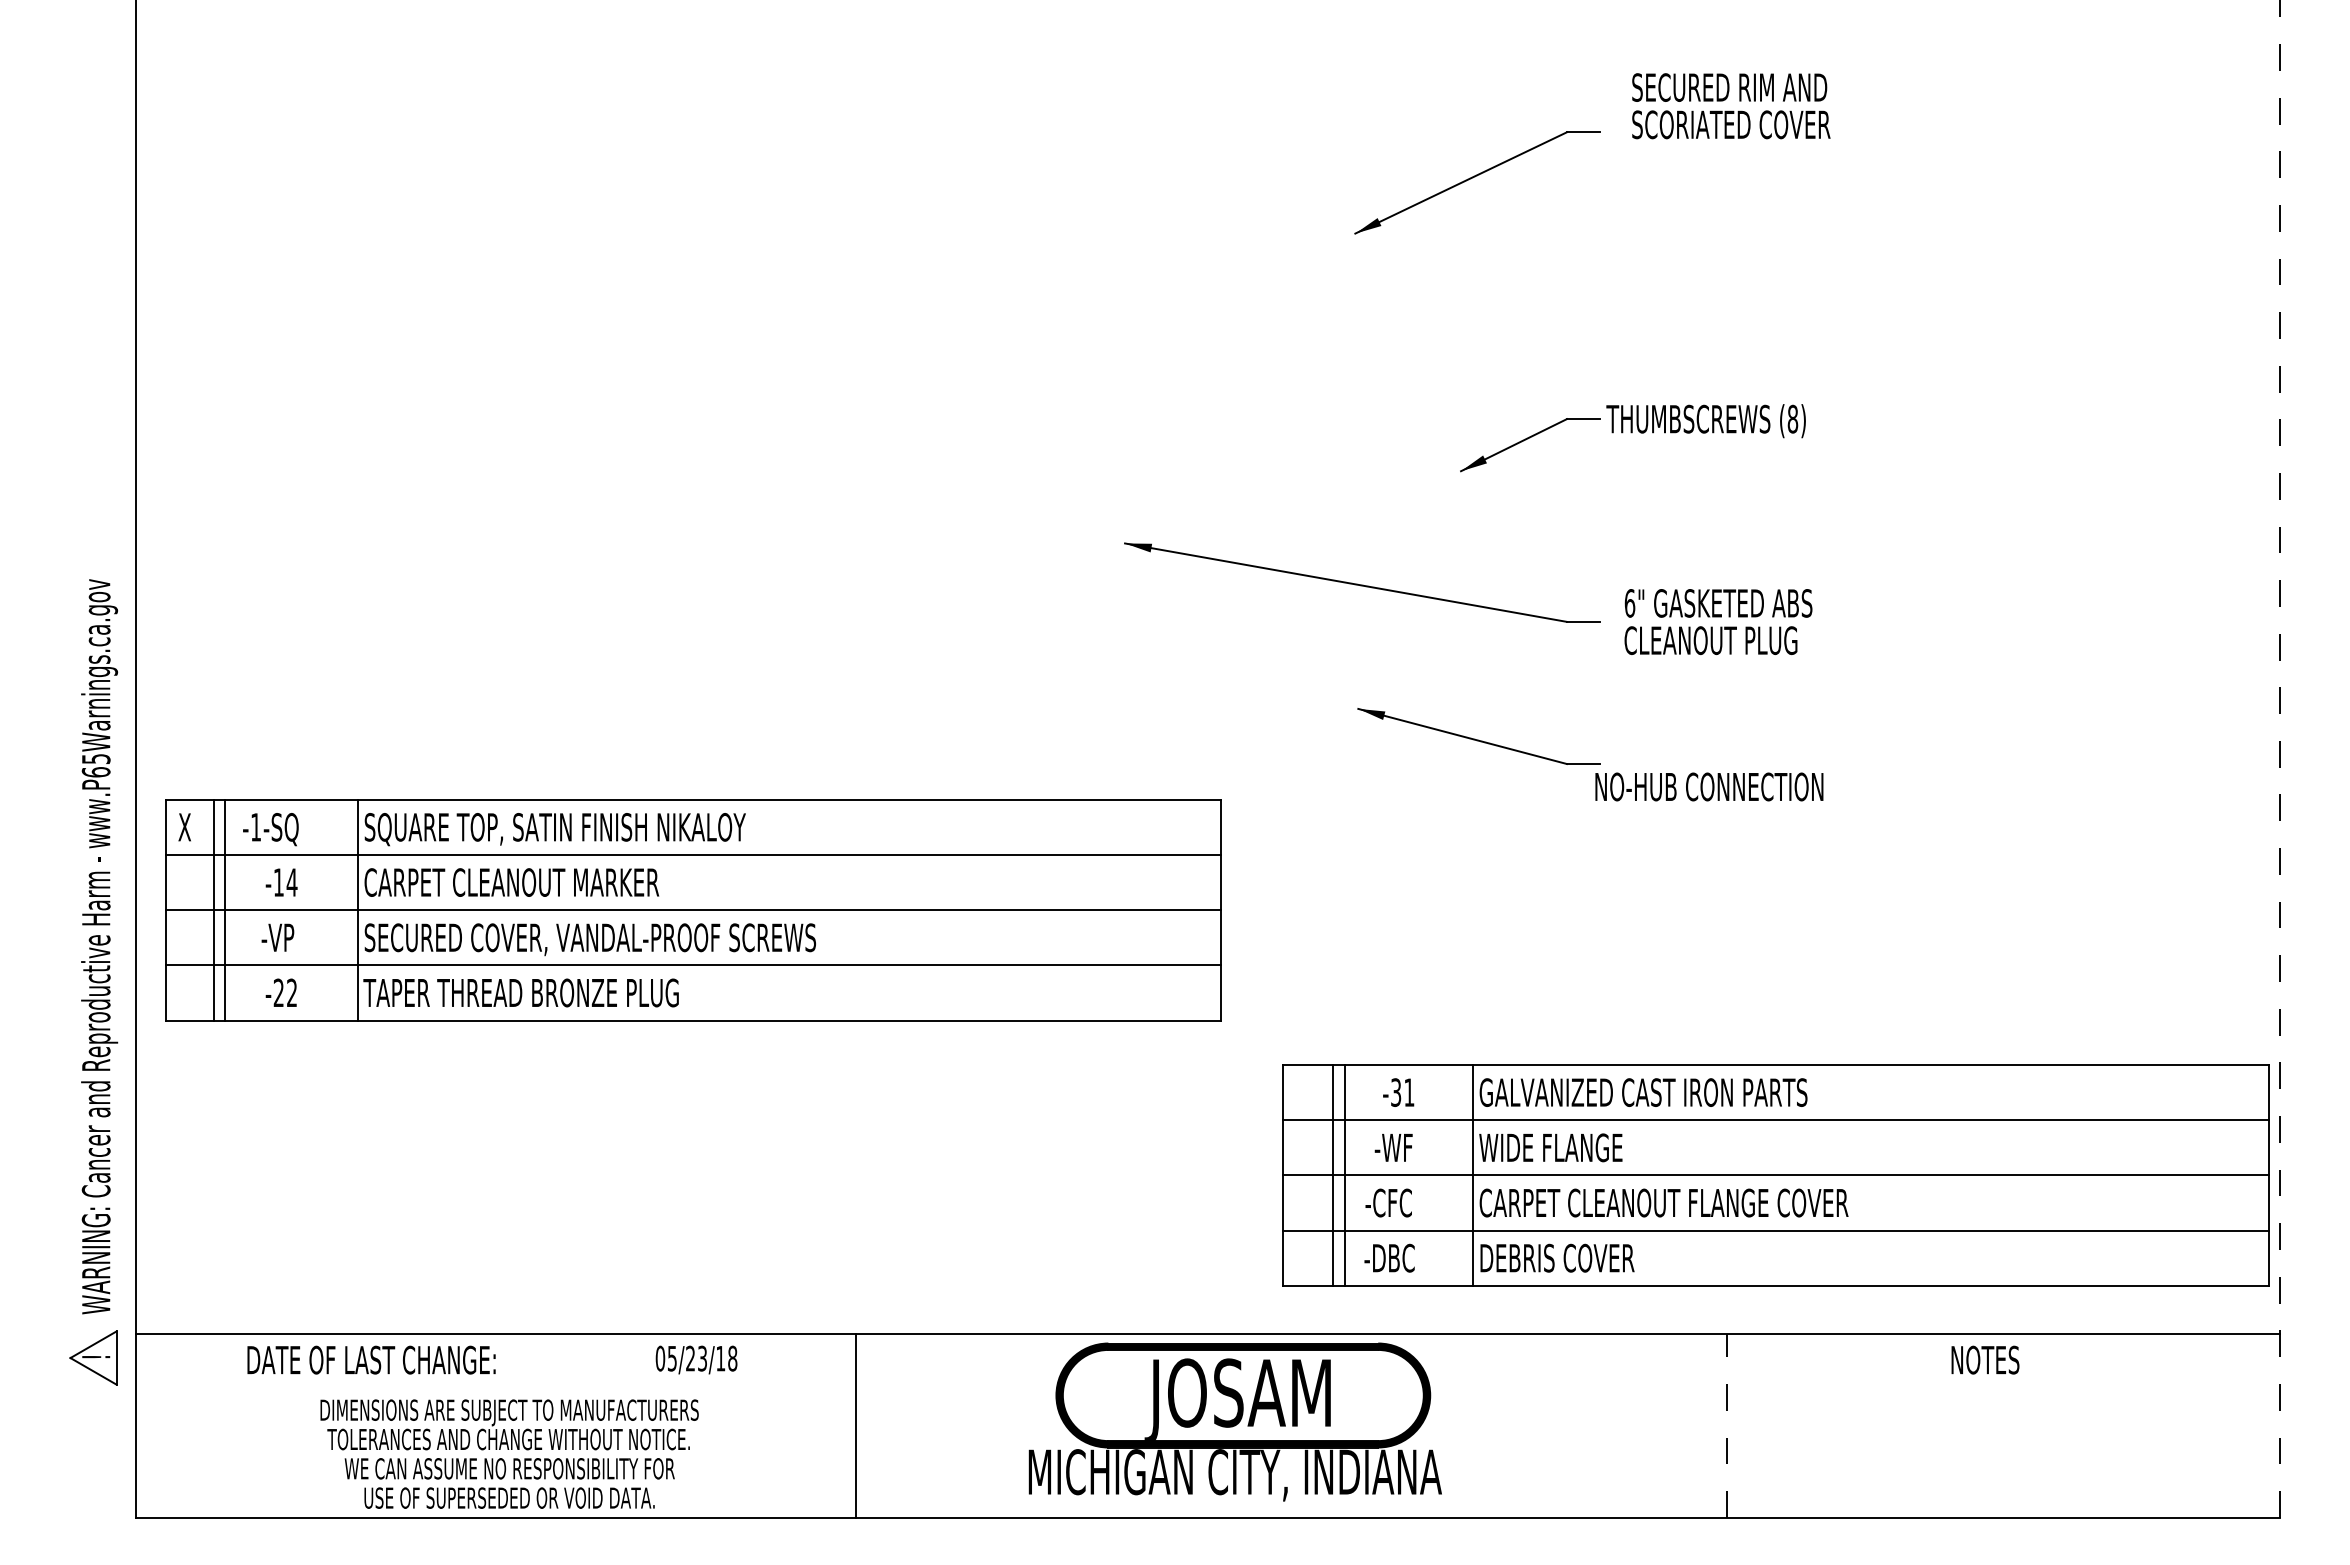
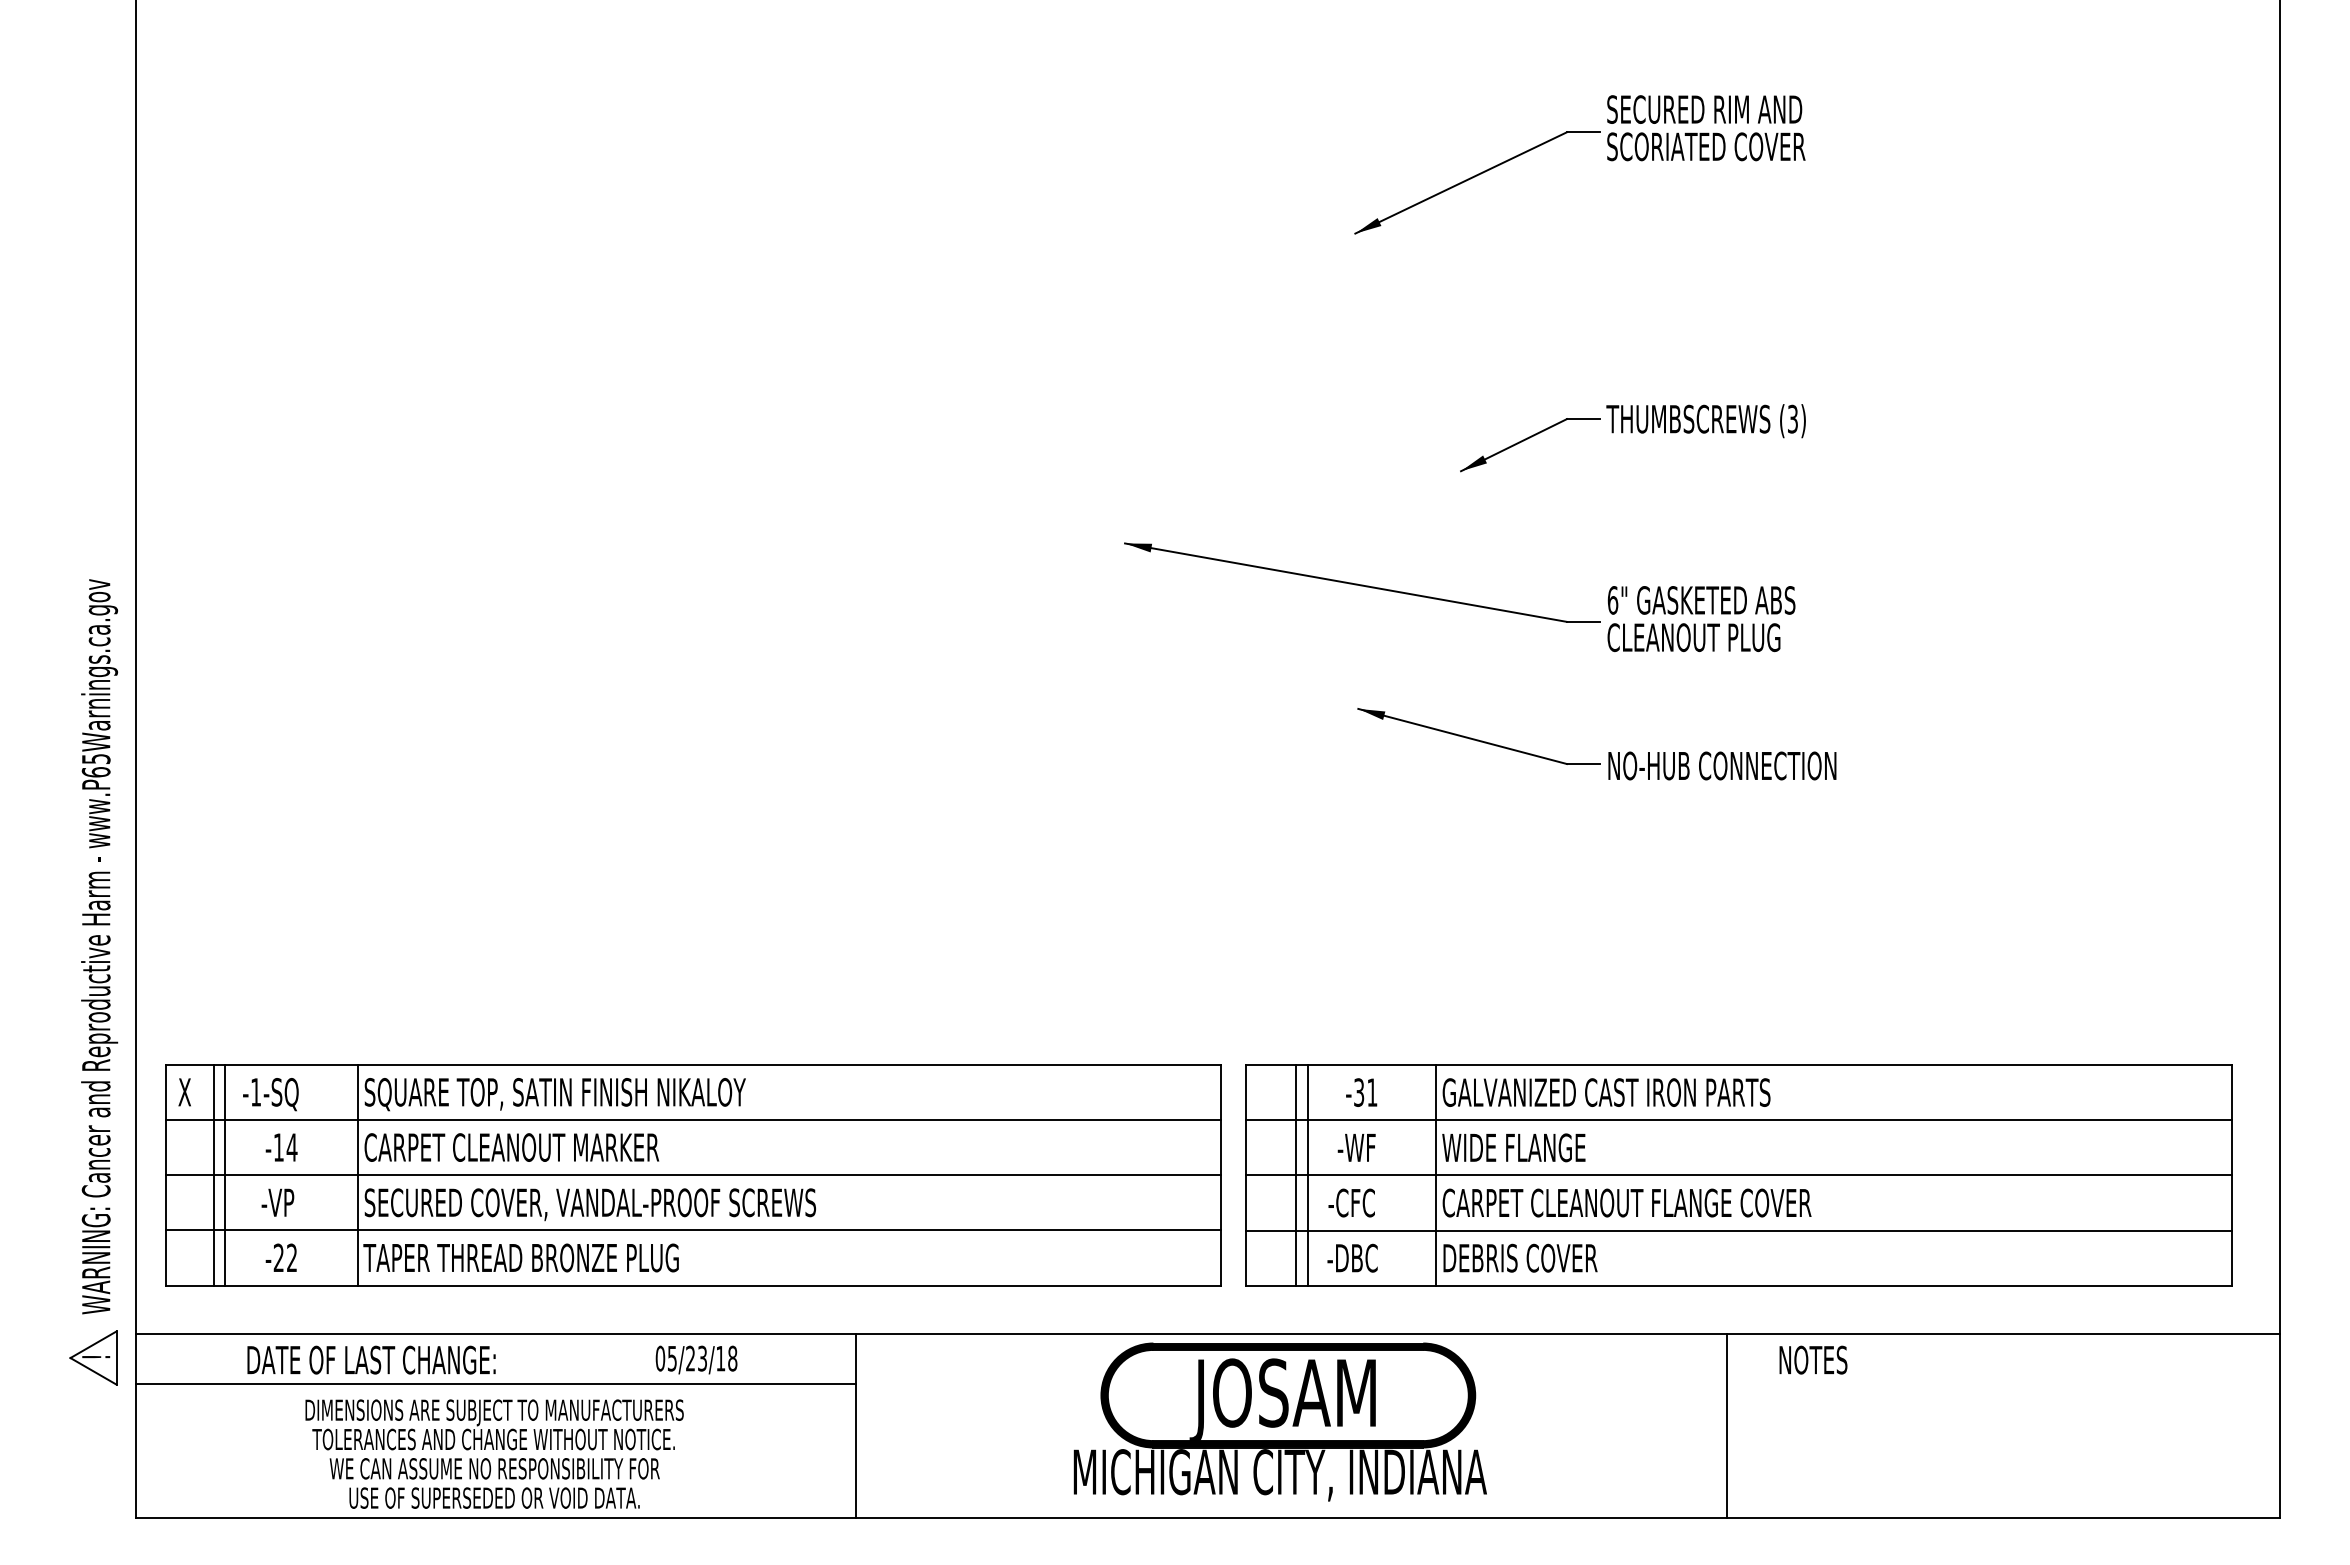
text position: (1731, 106) -> (1706, 128) (1706, 128)
text: (8) -> (3) (1792, 418)
text position: (1718, 622) -> (1701, 619) (1701, 619)
line: dashed -> solid (2279, 759)
text position: (1709, 786) -> (1722, 765) (1722, 765)
part position: (693, 910) -> (693, 1175) (693, 1175)
part position: (1775, 1175) -> (1738, 1175) (1738, 1175)
text position: (1985, 1359) -> (1813, 1359) (1813, 1359)
line: none -> present (495, 1384)
part position: (1234, 1421) -> (1279, 1421) (1279, 1421)
line: dashed -> solid (1726, 1425)
text position: (509, 1453) -> (494, 1453) (494, 1453)
